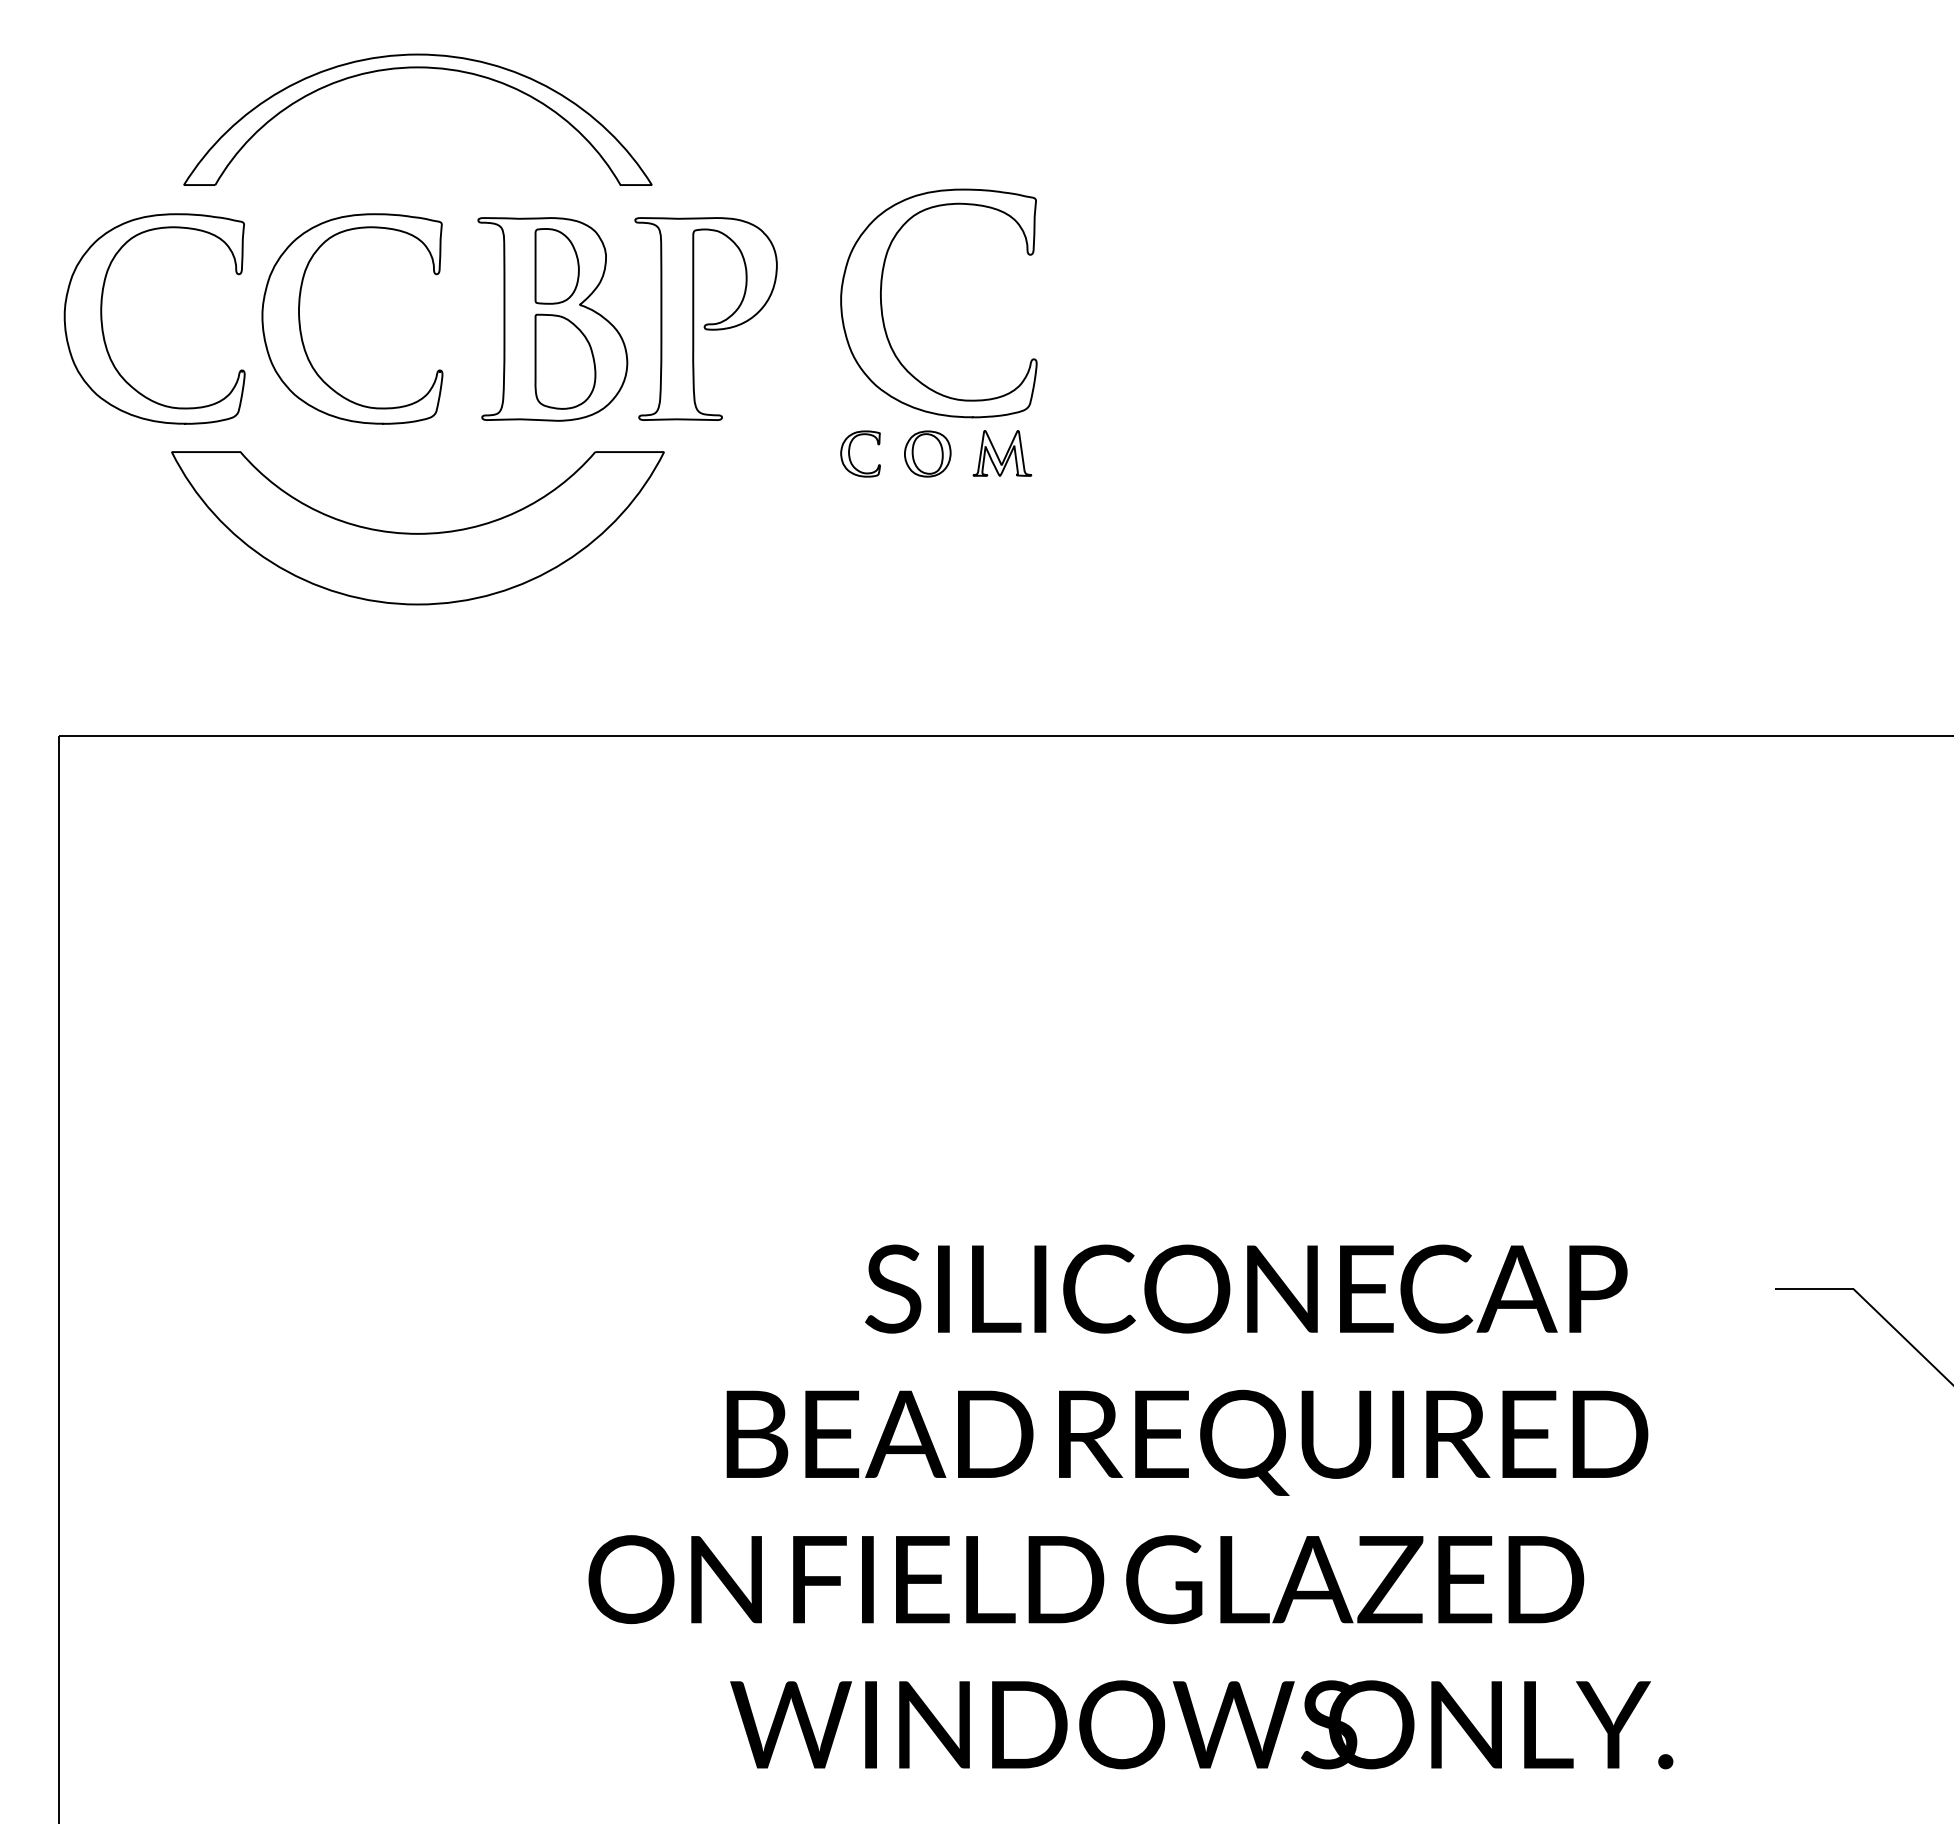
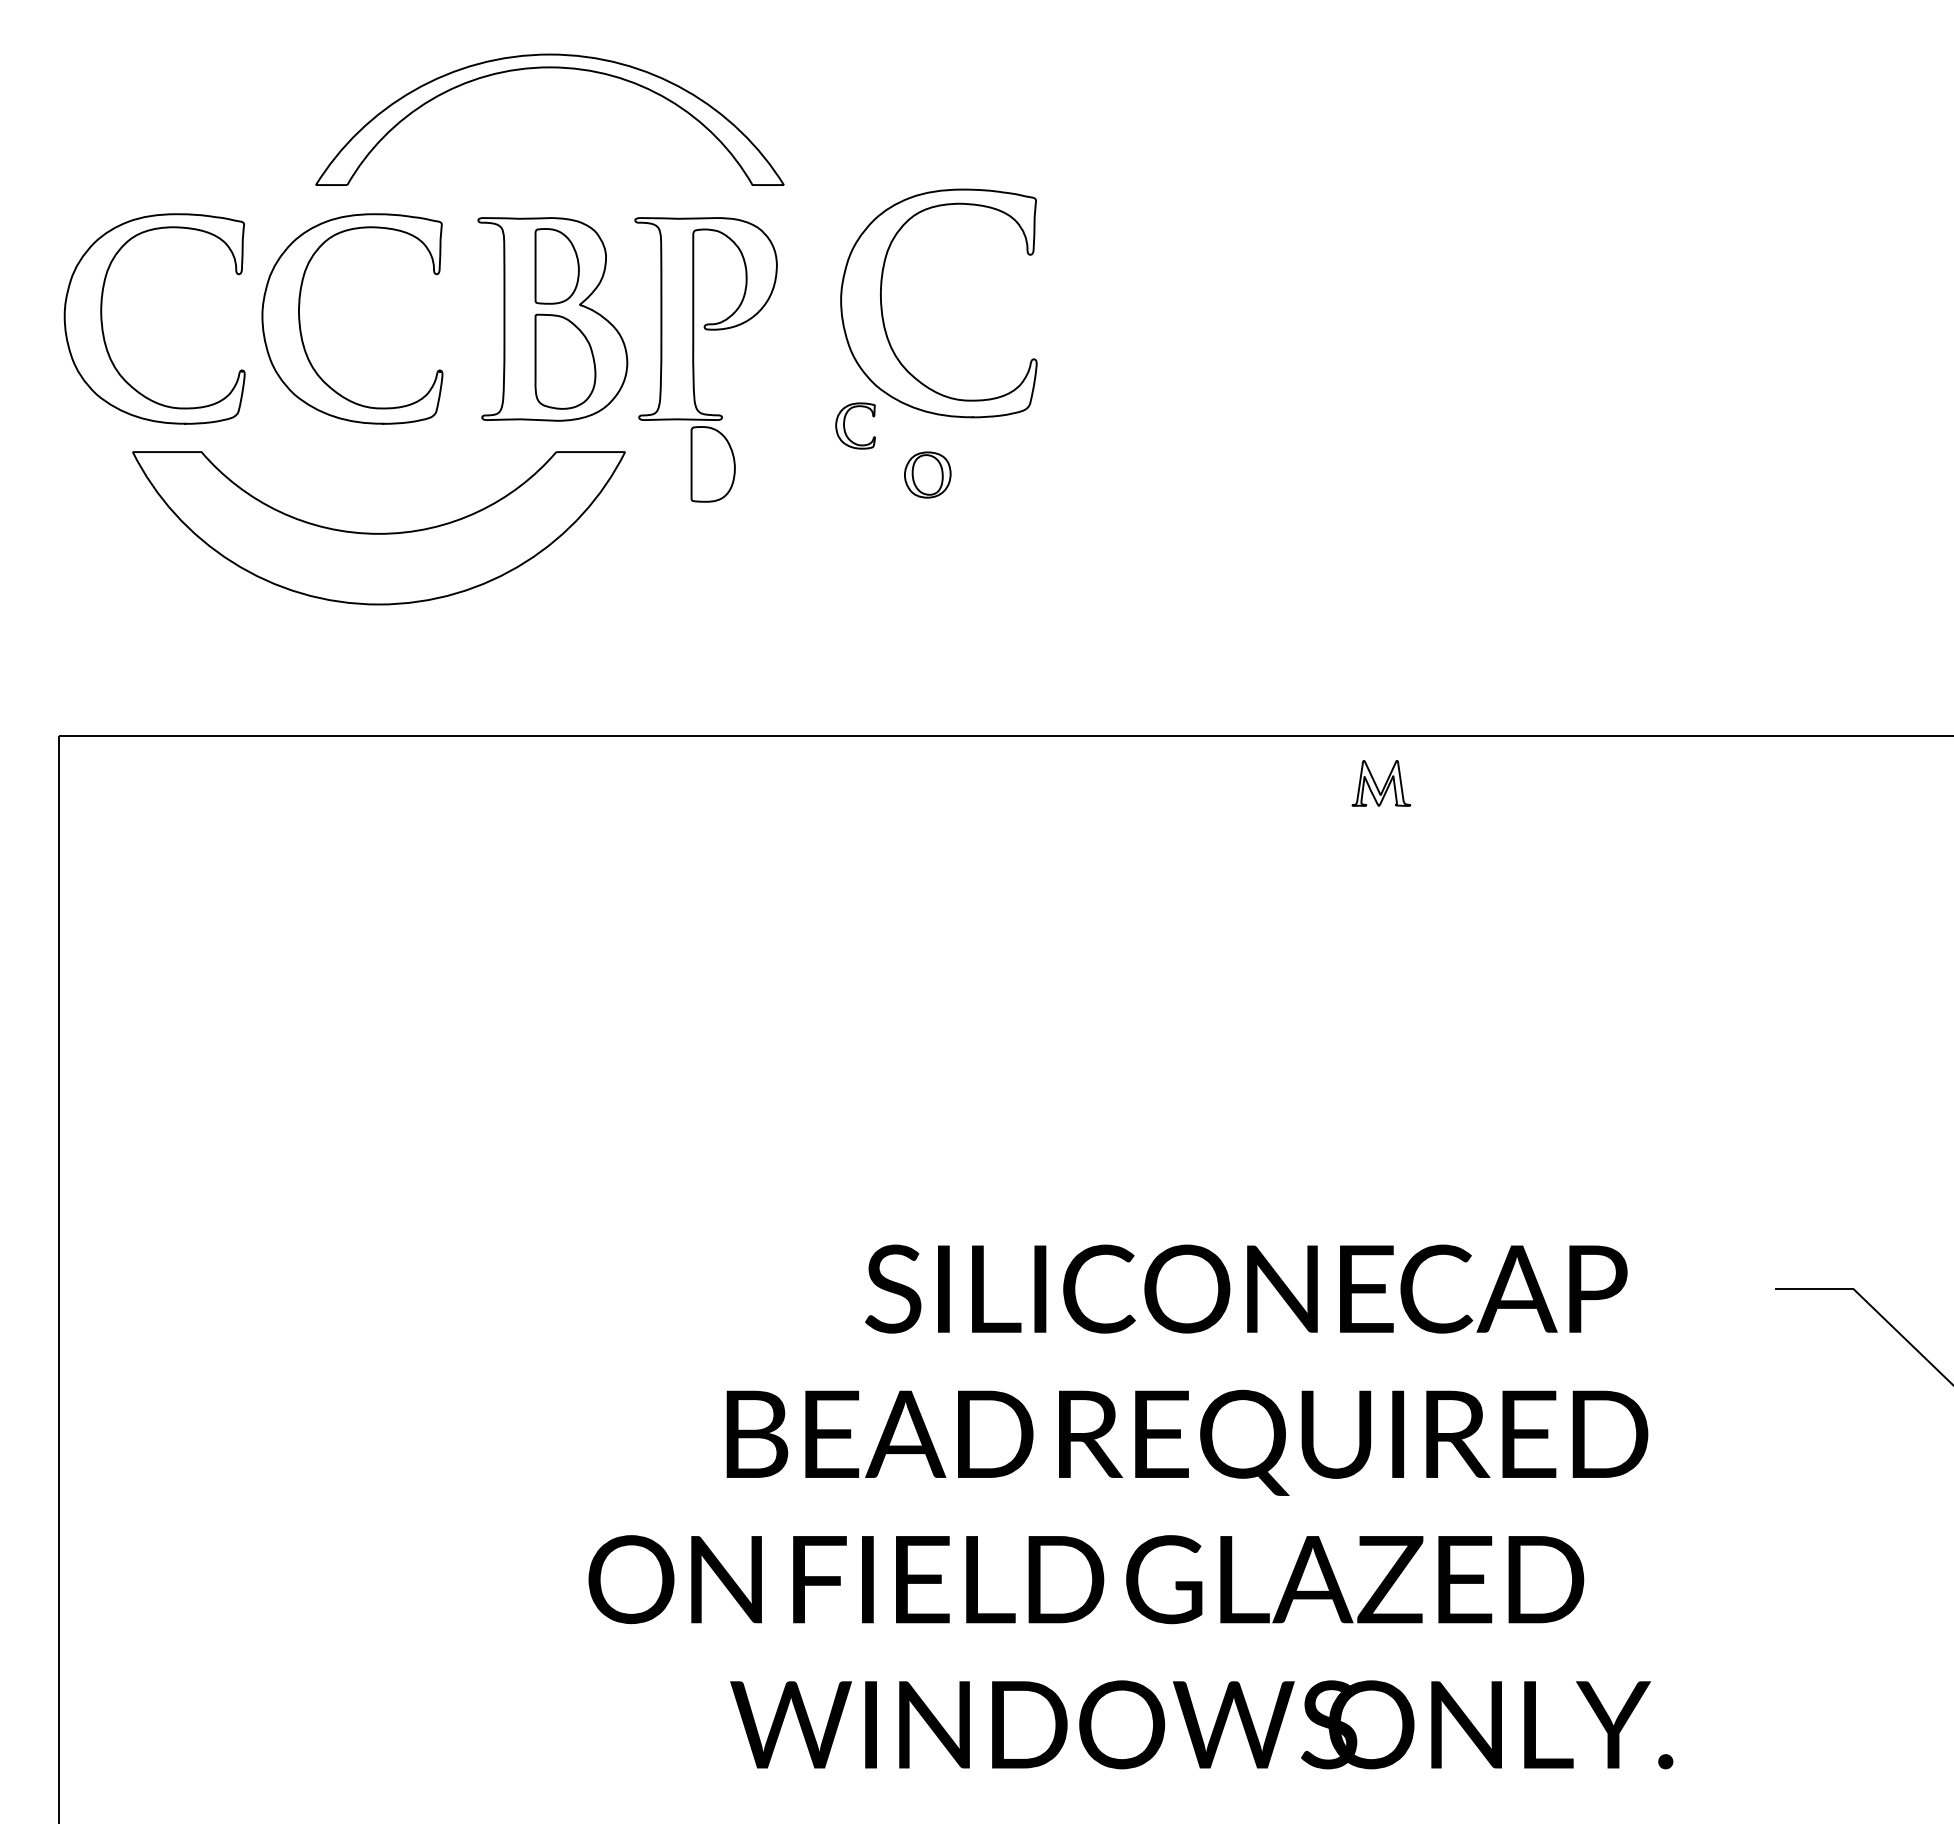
part position: (417, 68) -> (549, 68) (549, 68)
part position: (927, 453) -> (927, 474) (927, 474)
part position: (1002, 453) -> (1381, 783) (1381, 783)
part position: (850, 455) -> (845, 427) (845, 427)
part: none -> present (712, 464)
part position: (417, 528) -> (378, 528) (378, 528)
